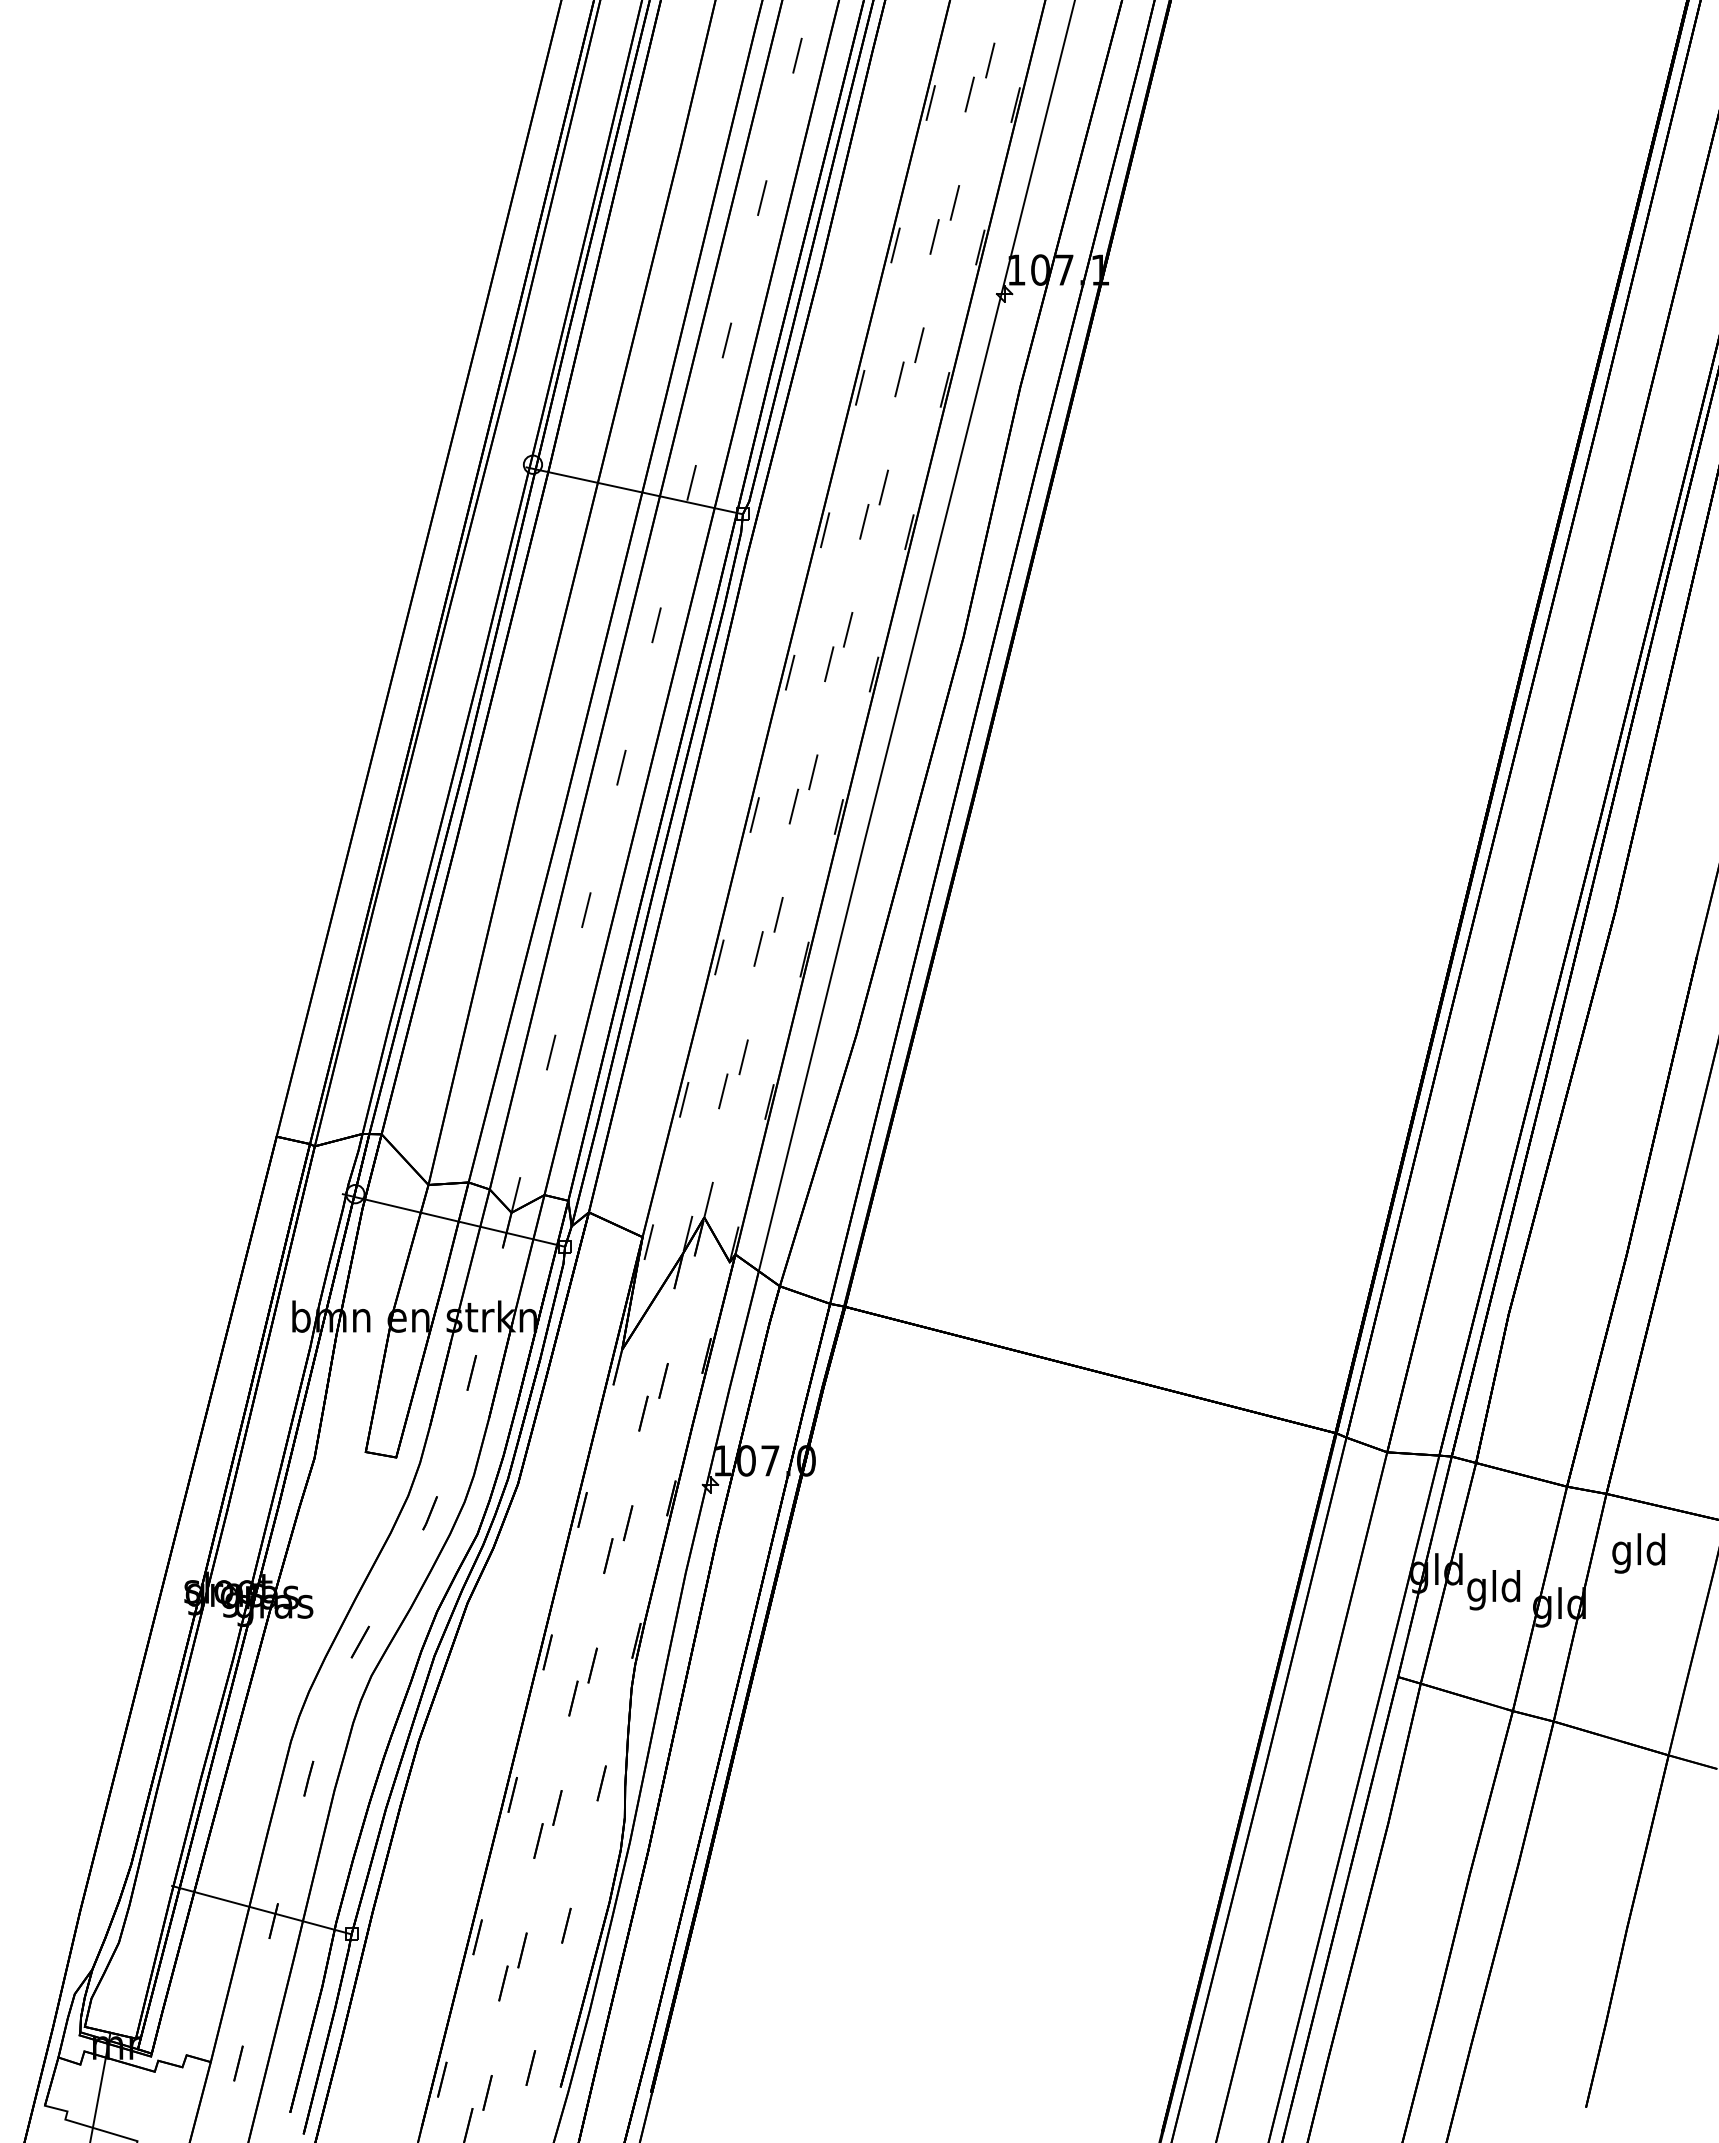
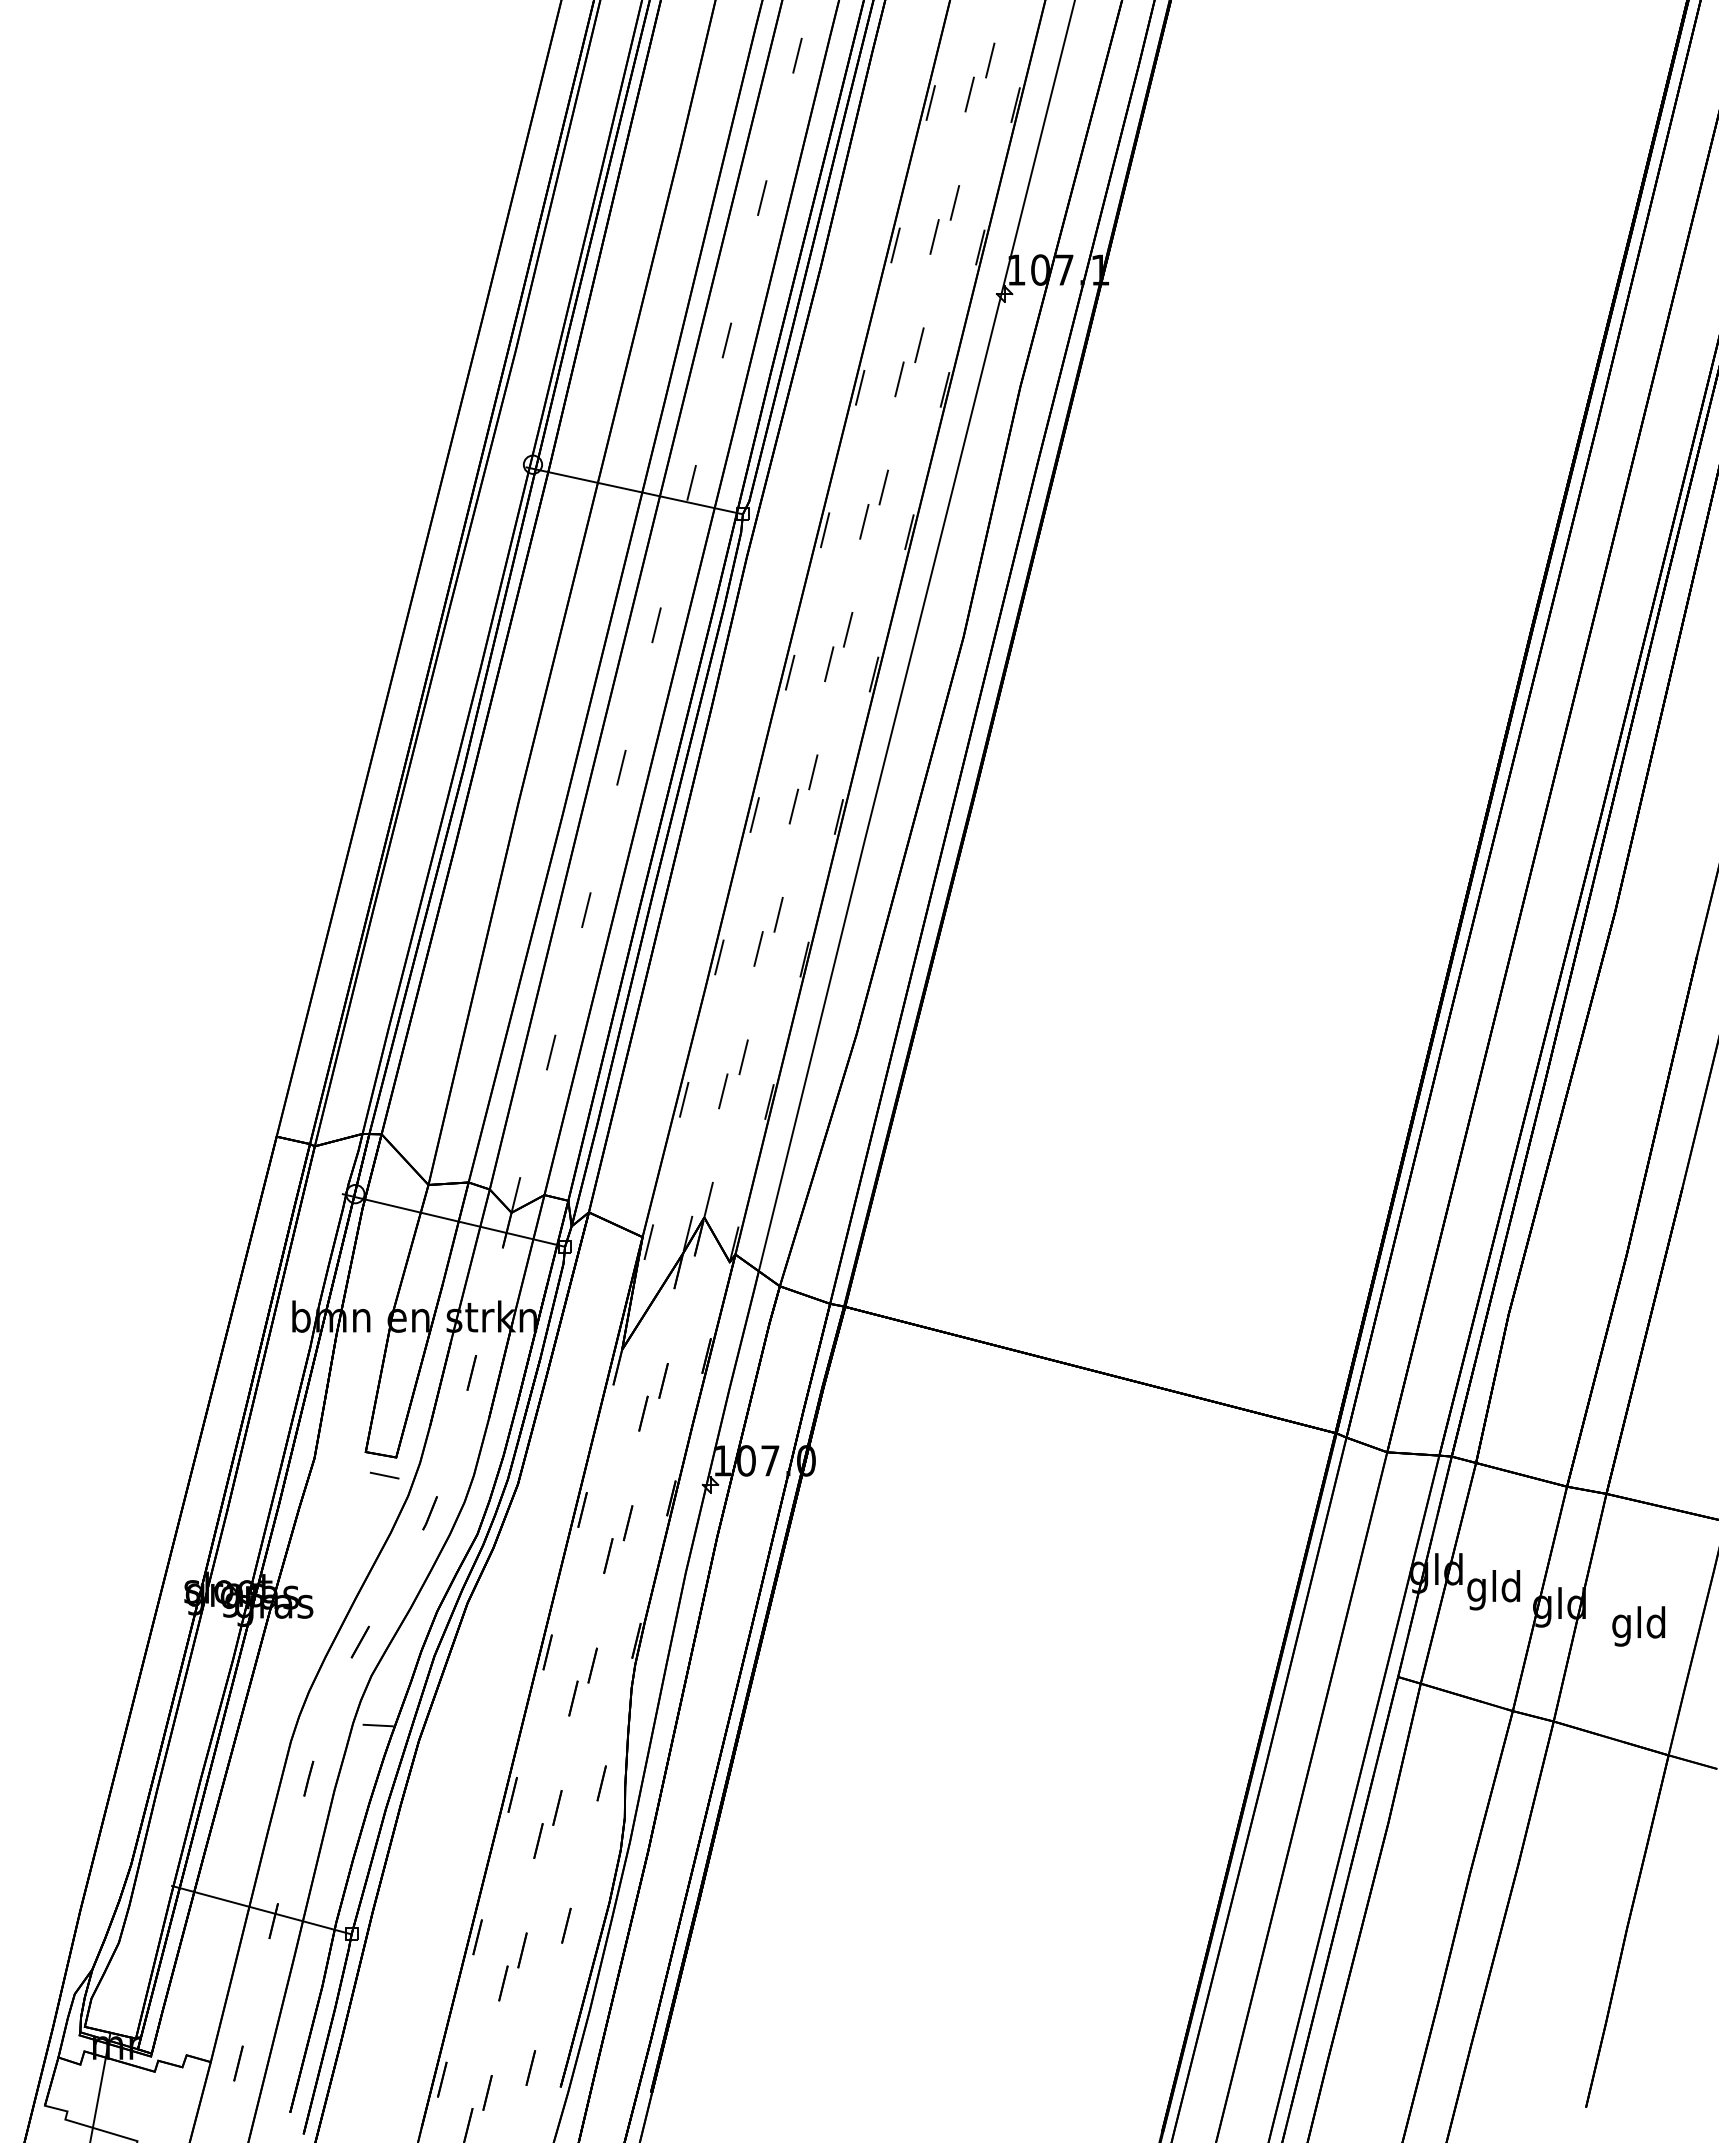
line: none -> present (384, 1475)
text position: (1638, 1553) -> (1638, 1626) (1638, 1626)
line: none -> present (377, 1725)
